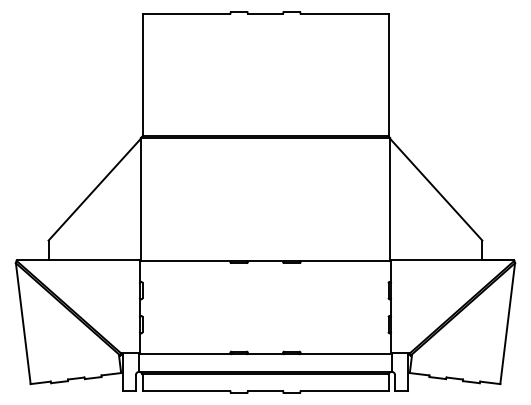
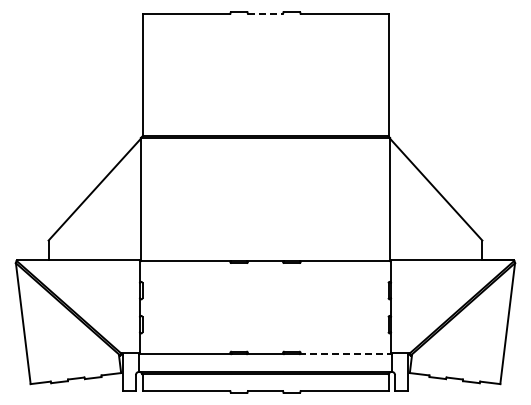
line: solid -> dashed (265, 13)
line: solid -> dashed (346, 354)
